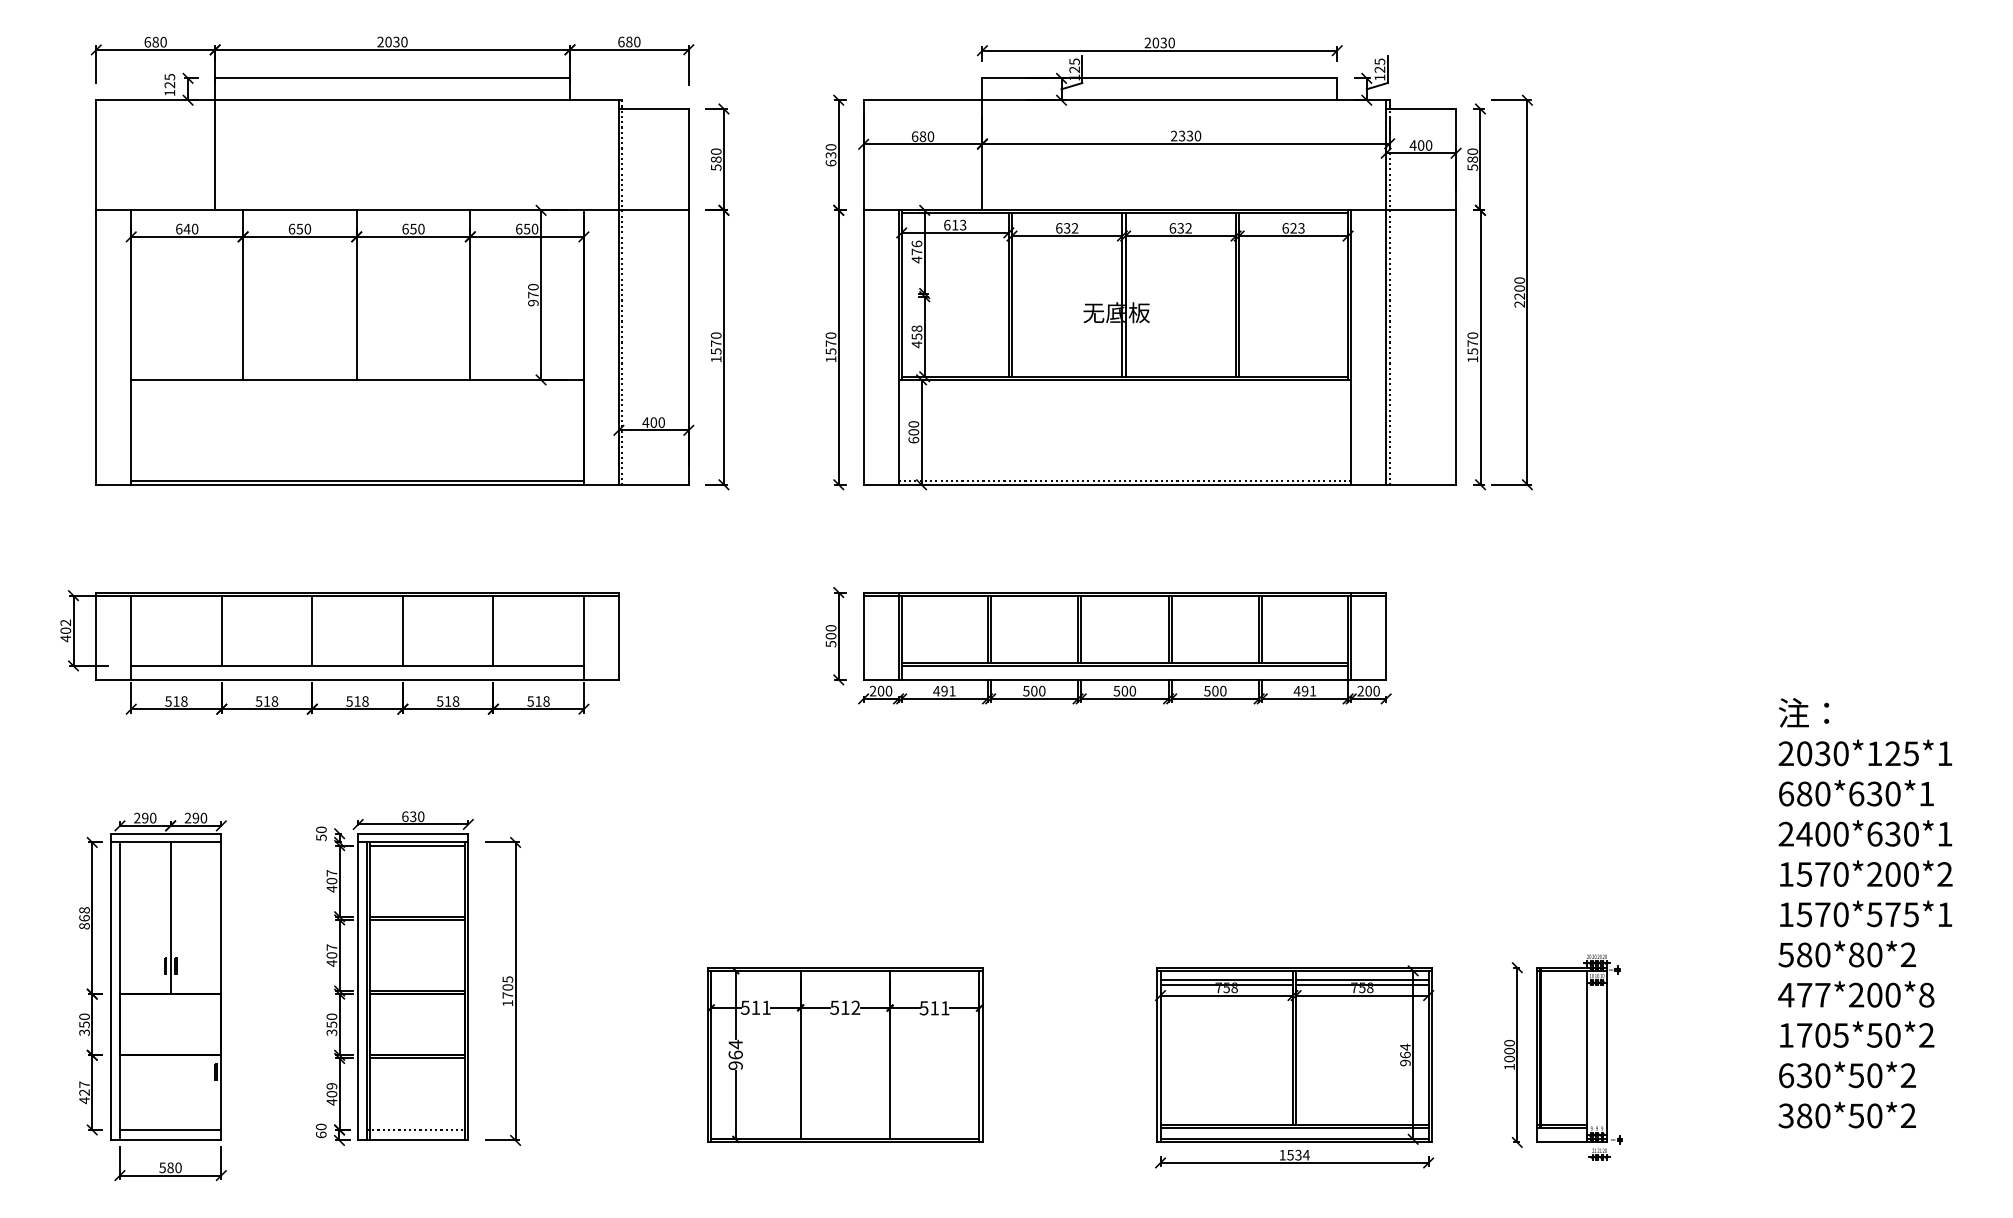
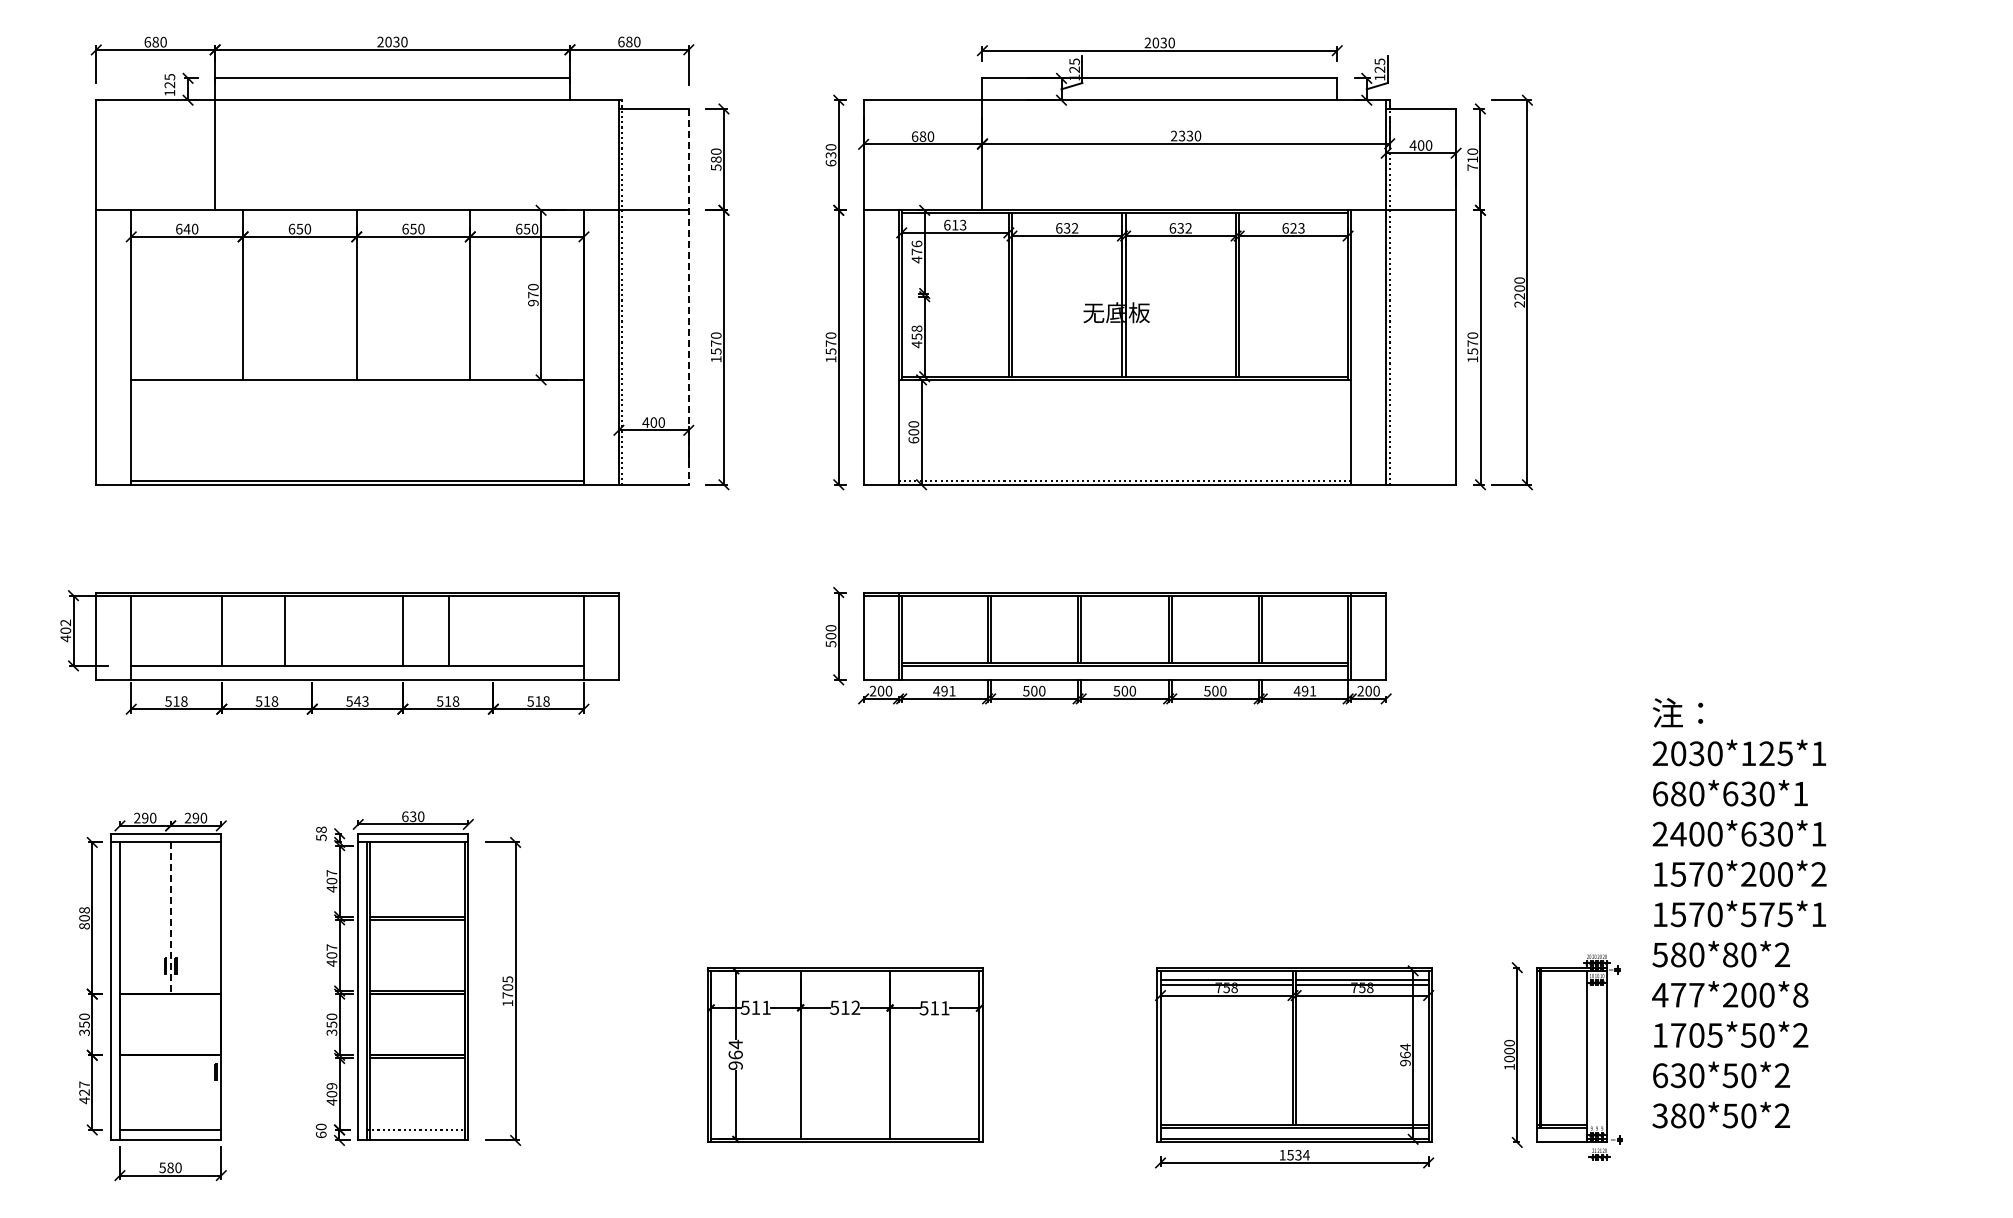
text: 580 -> 710 (1472, 163)
line: solid -> dashed (688, 296)
line position: (312, 630) -> (285, 630) (285, 630)
line position: (493, 630) -> (449, 630) (449, 630)
text: 518 -> 543 (361, 701)
text: 50 -> 58 (321, 829)
line: present -> none (417, 845)
text position: (1865, 913) -> (1739, 913) (1739, 913)
text: 868 -> 808 (84, 918)
line: solid -> dashed (170, 918)
